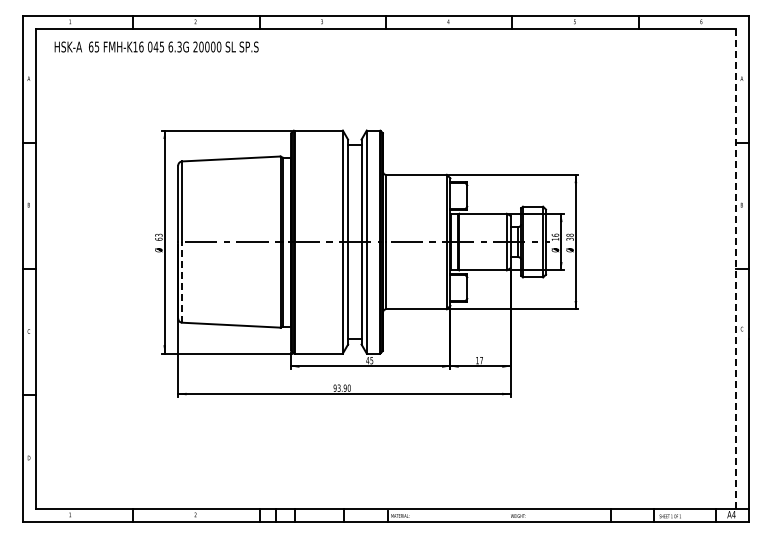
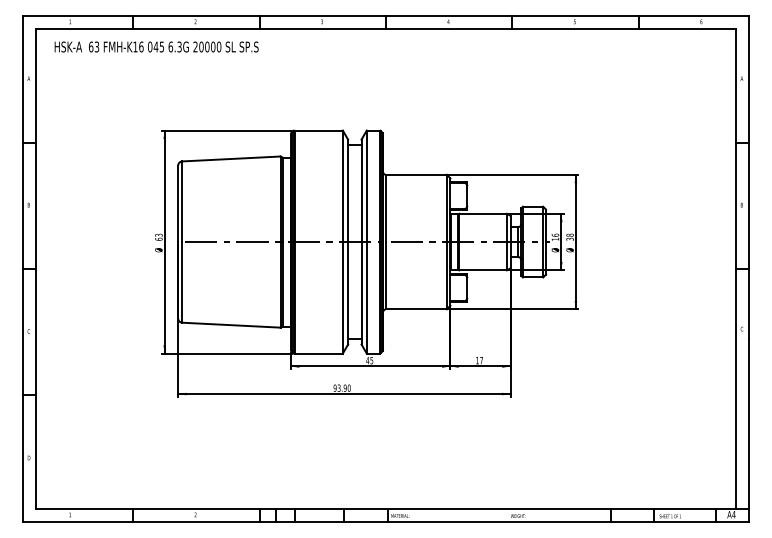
text: 65 -> 63 (96, 46)
line: dashed -> solid (736, 268)
line: dashed -> solid (182, 281)
